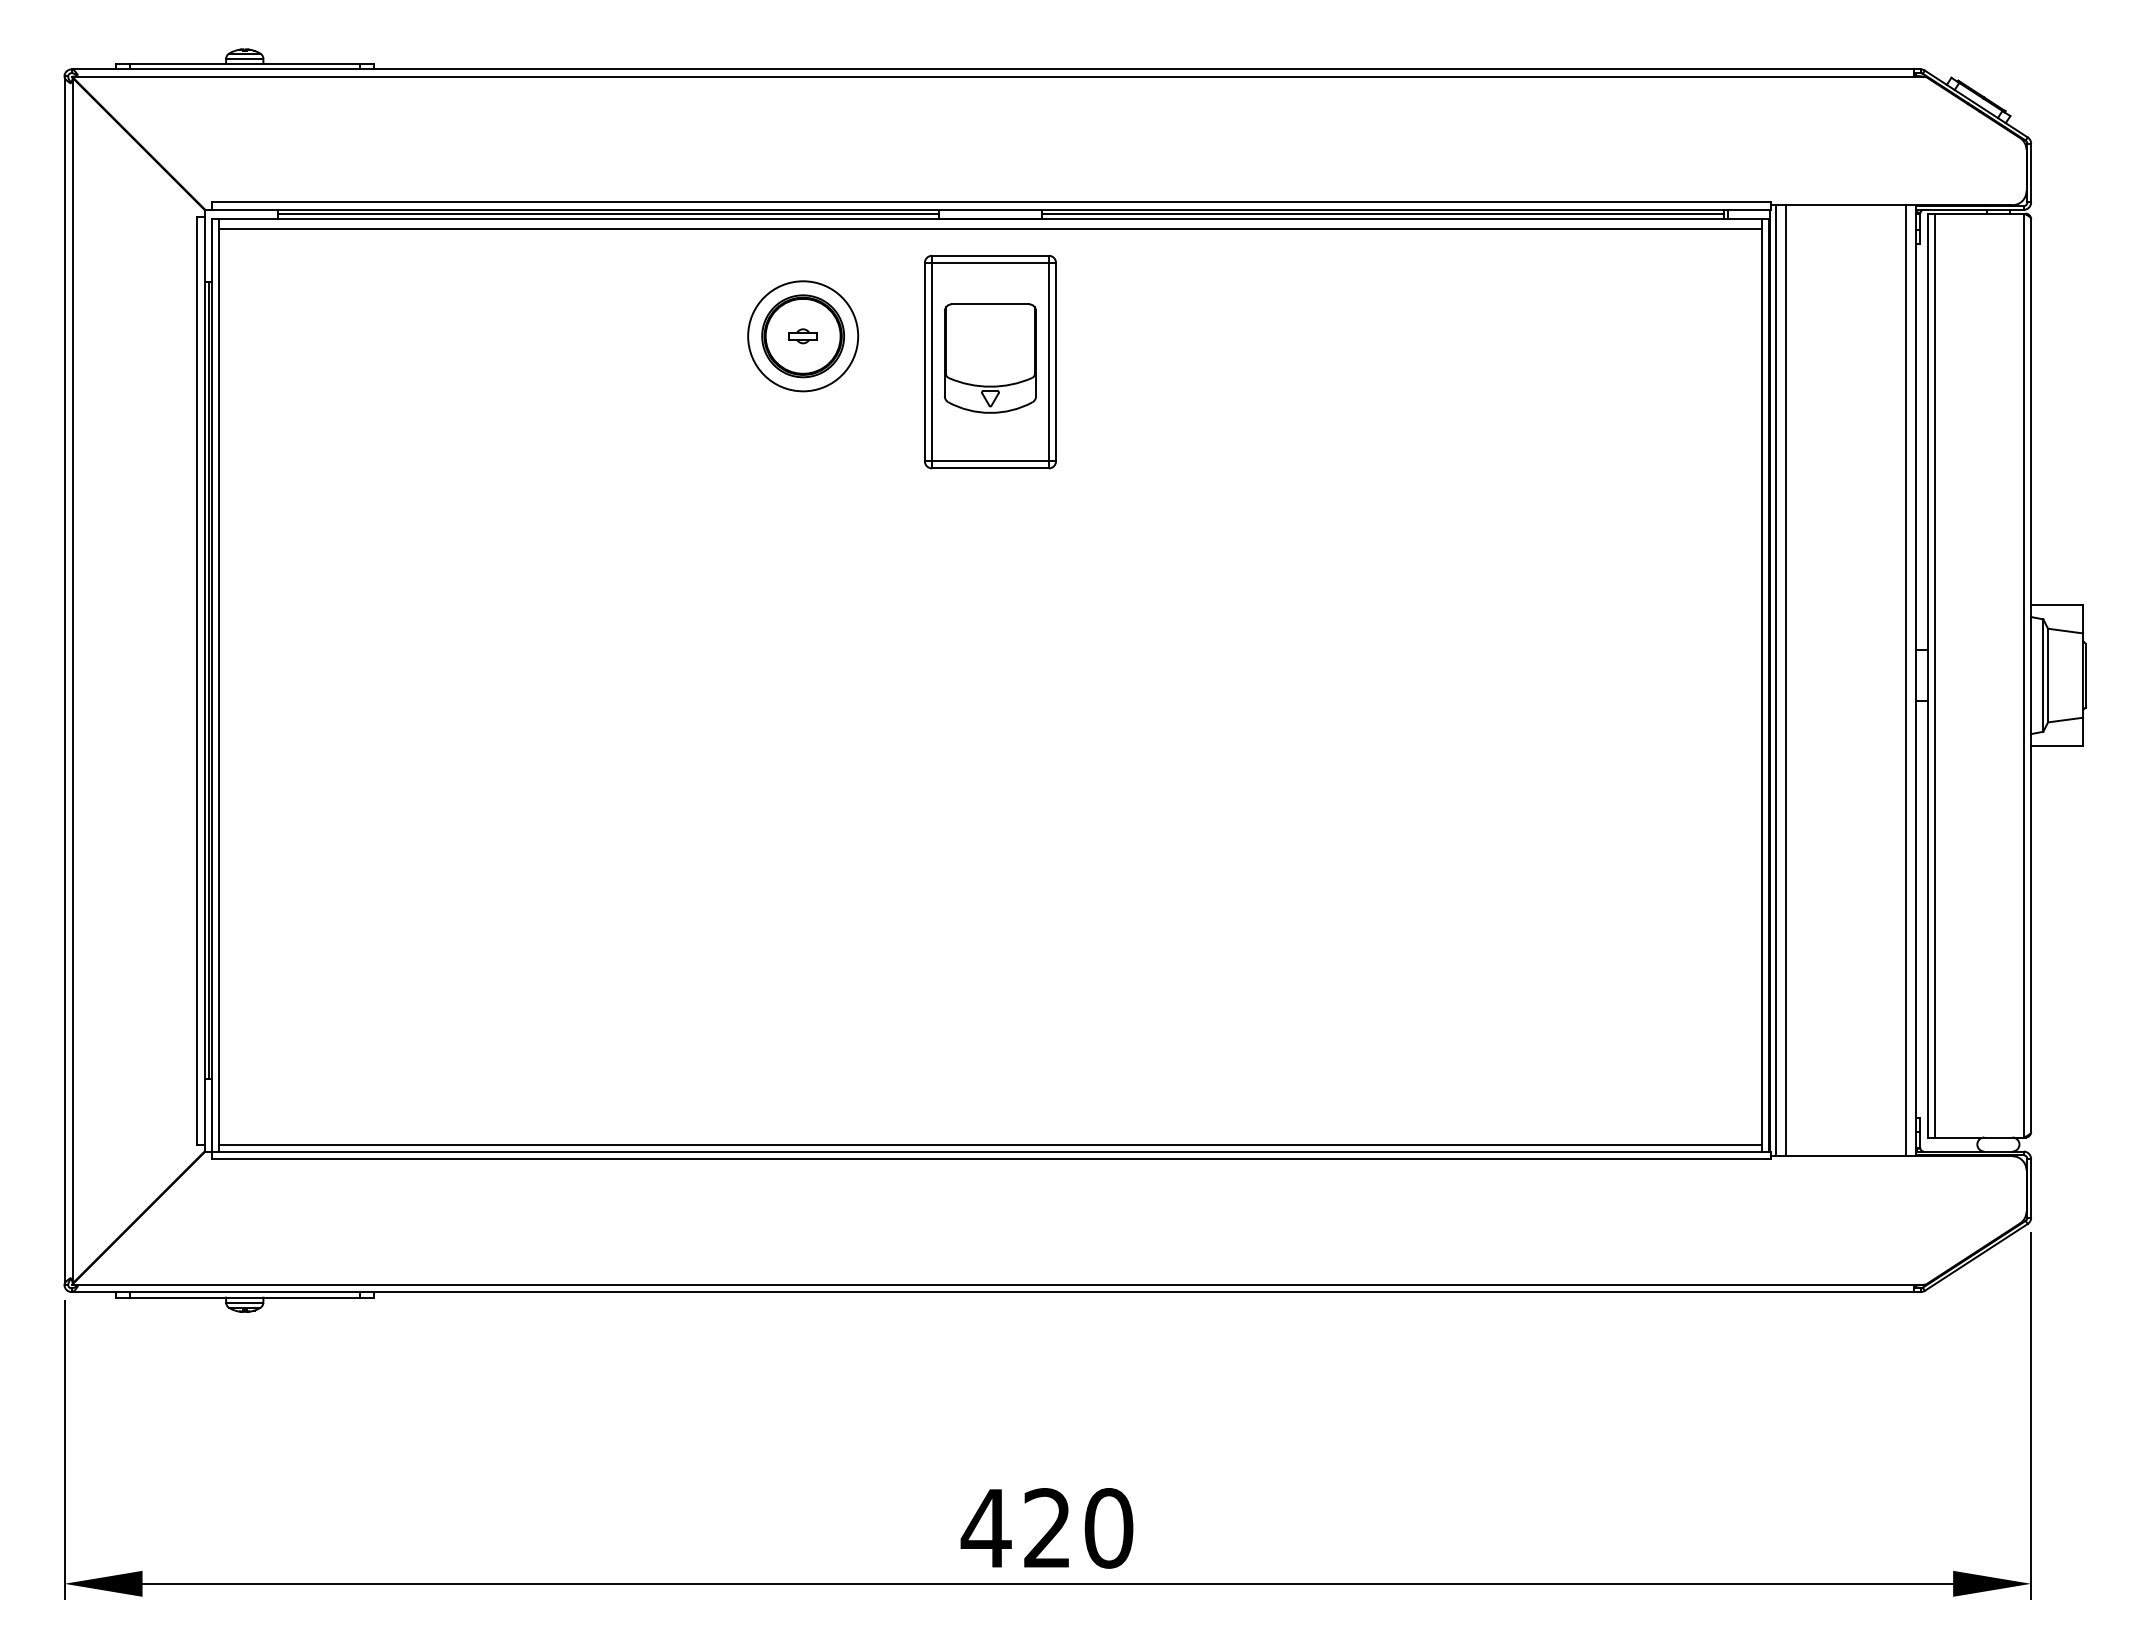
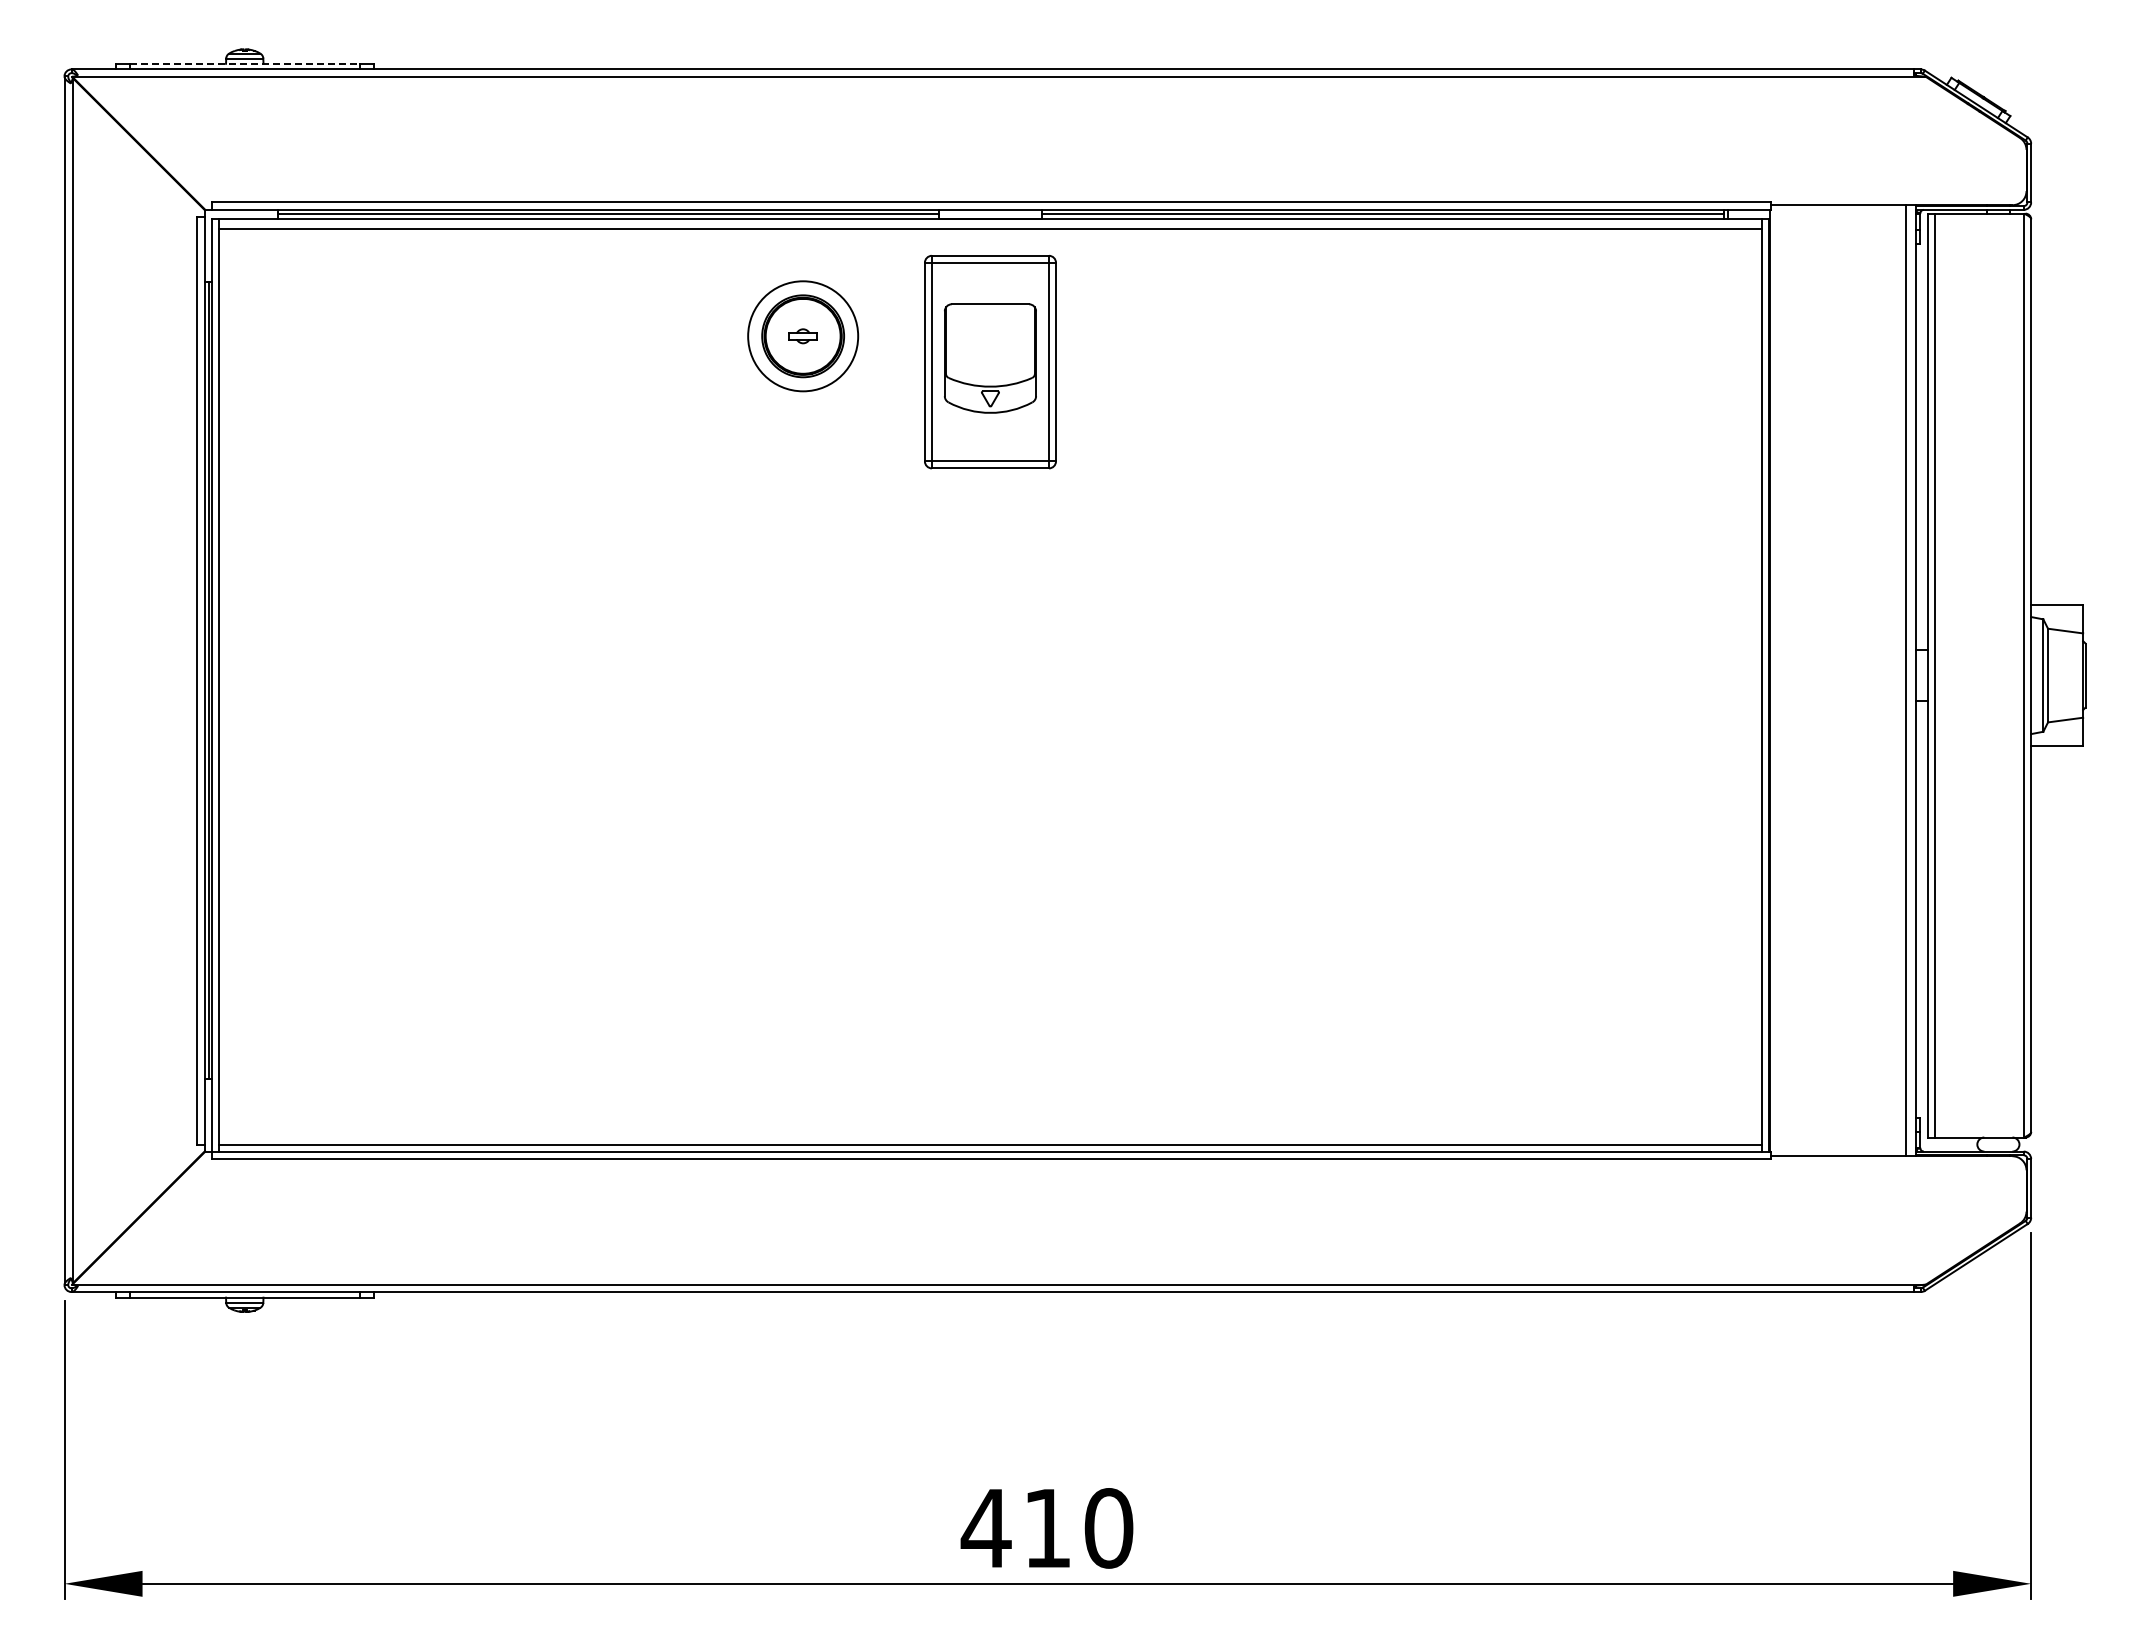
line: solid -> dashed (244, 63)
line: present -> none (1775, 680)
line: present -> none (1786, 680)
text: 420 -> 410 (1046, 1527)
